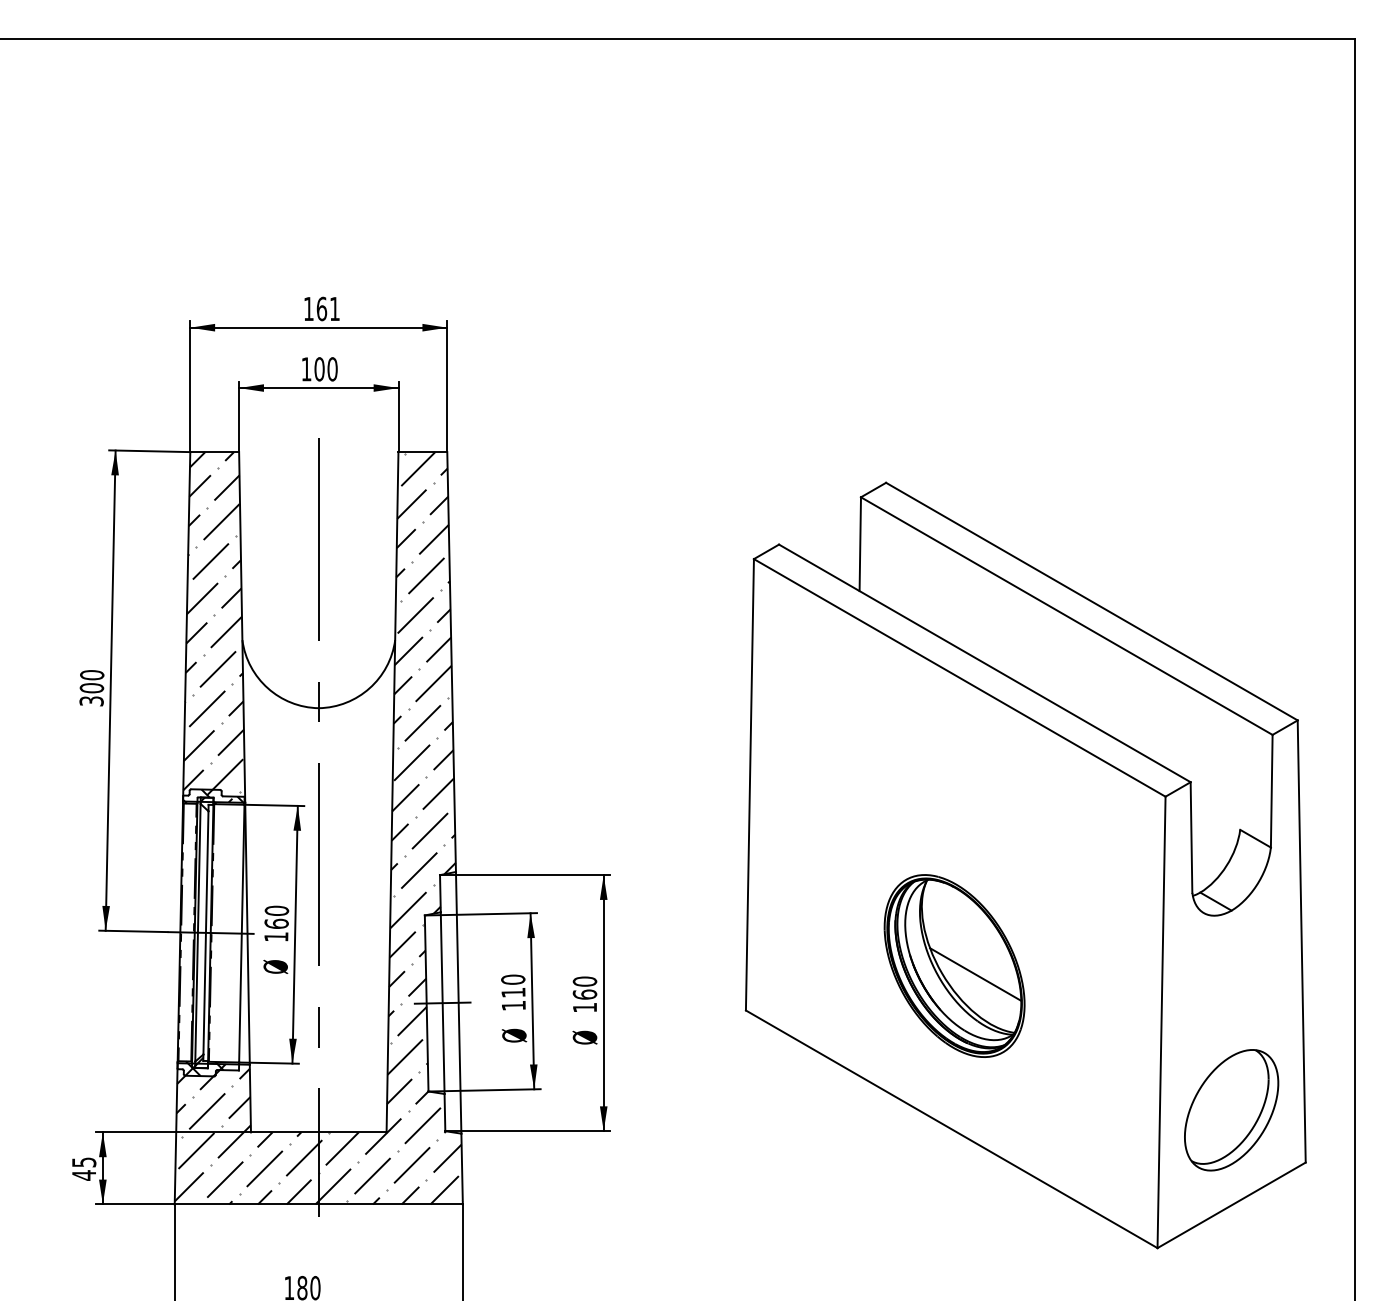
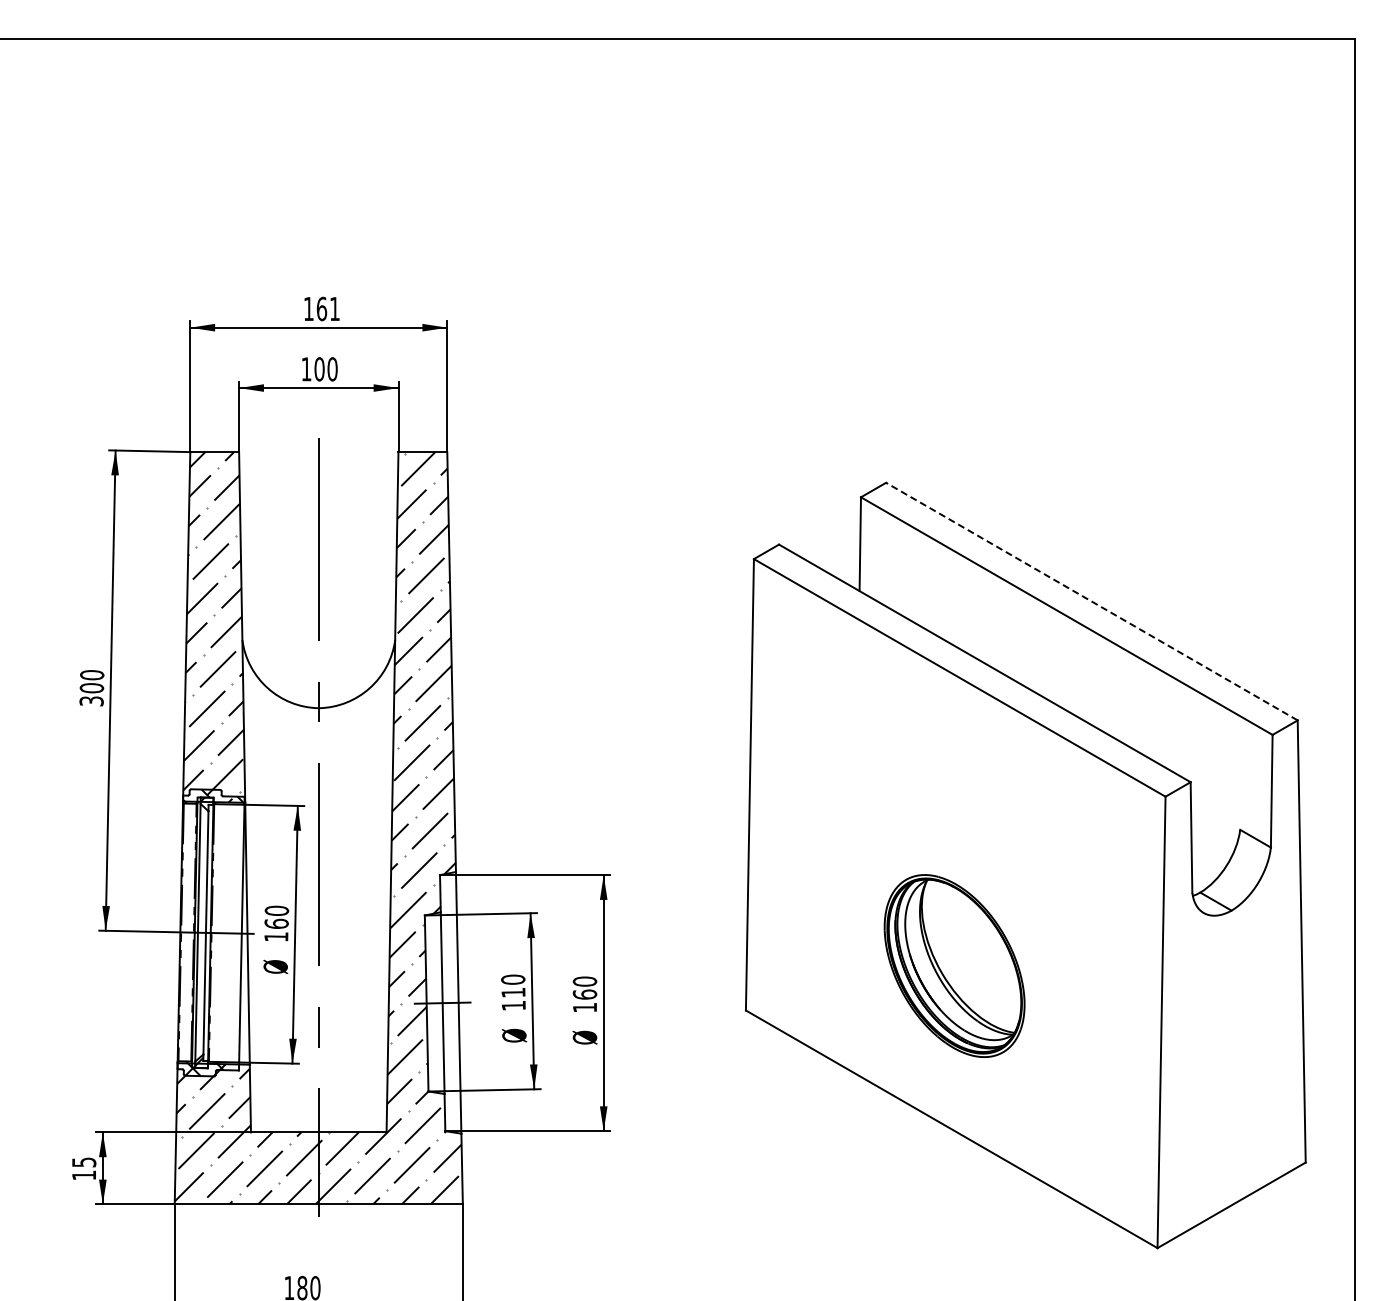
line: solid -> dashed (1091, 601)
line: present -> none (975, 974)
part: present -> none (1231, 1110)
text: 45 -> 15 (83, 1175)
